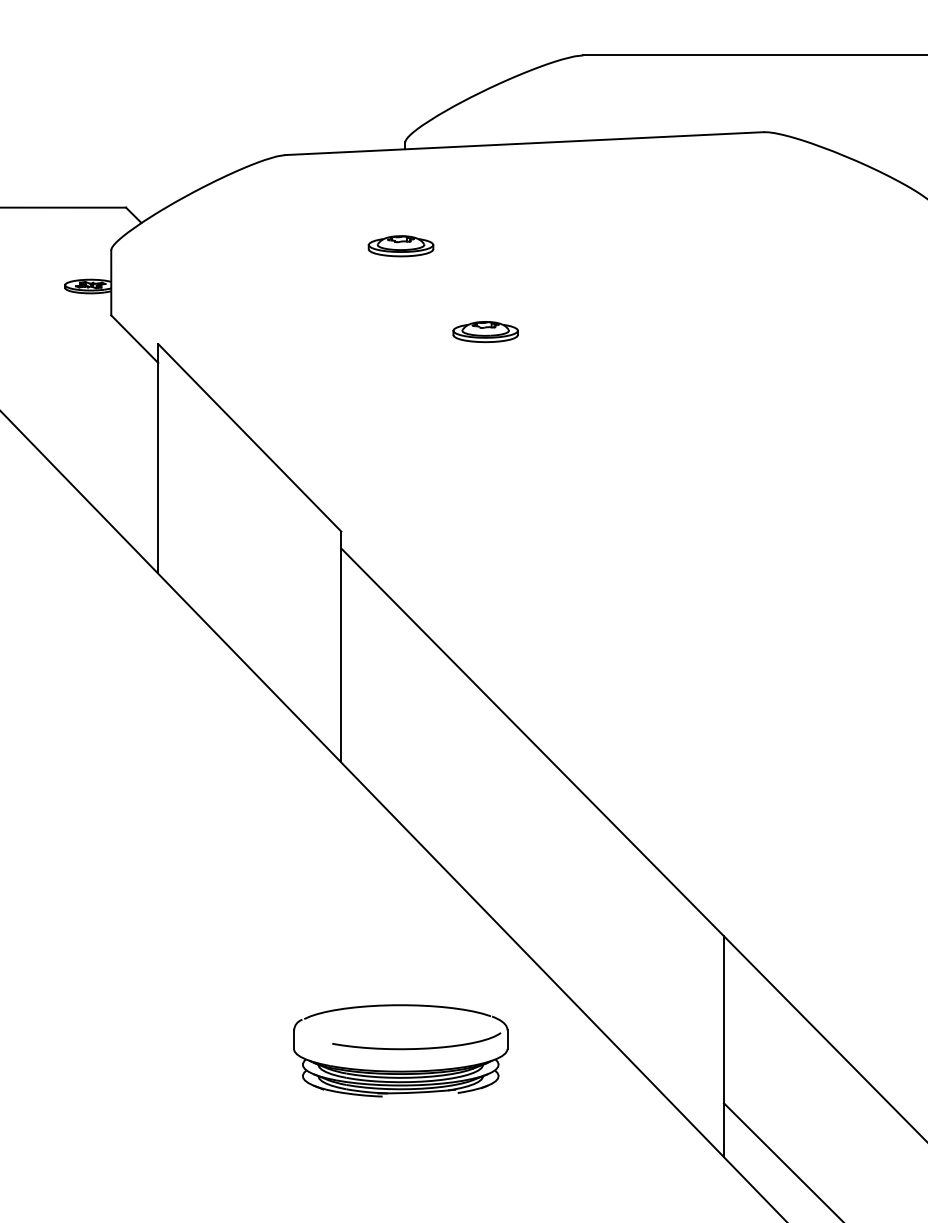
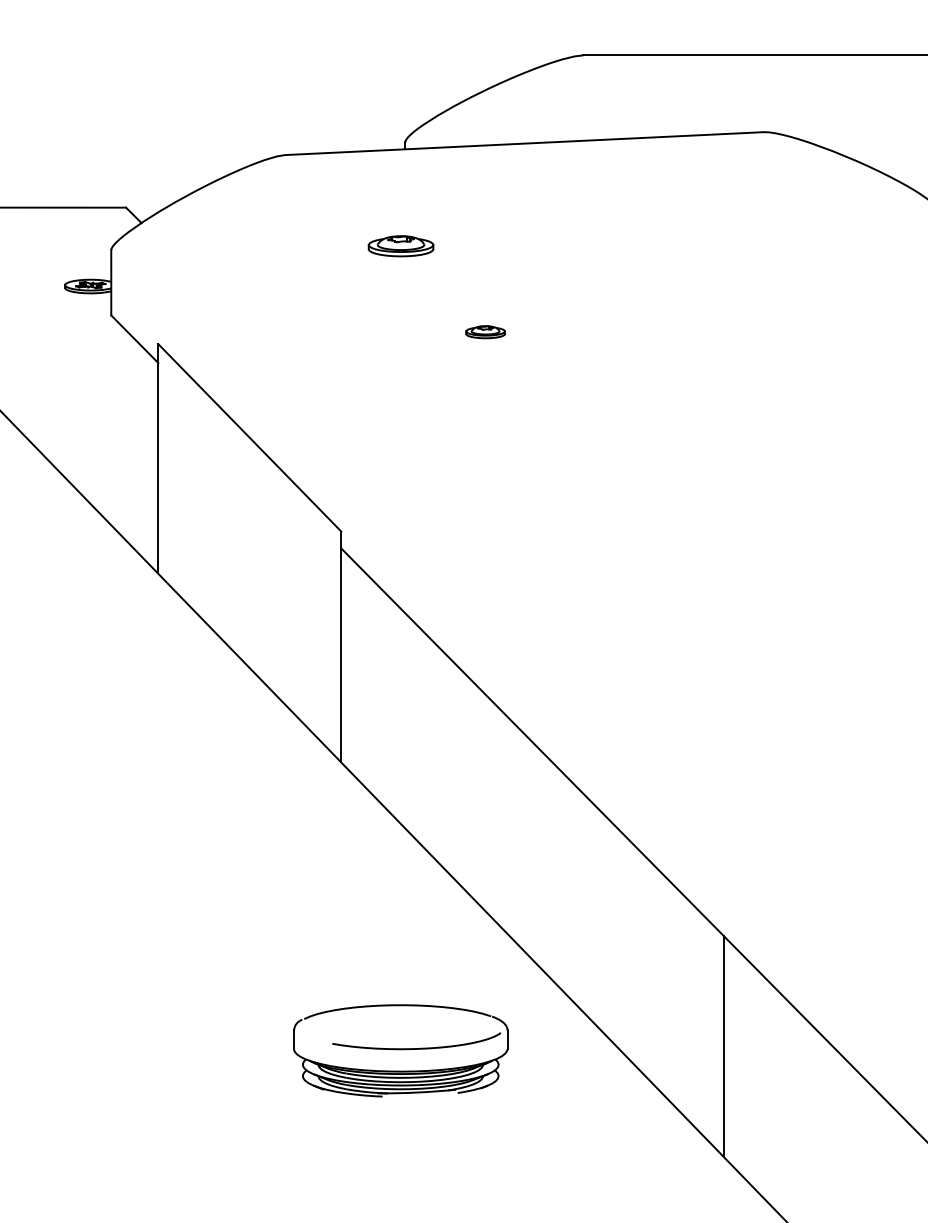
part size: 67x23 px -> 41x15 px (485, 332)
line: present -> none (781, 1161)
